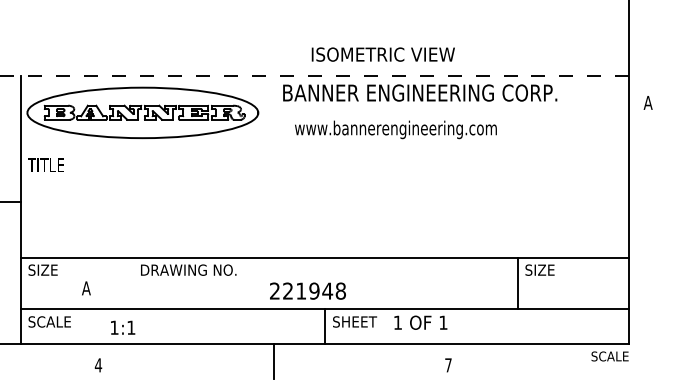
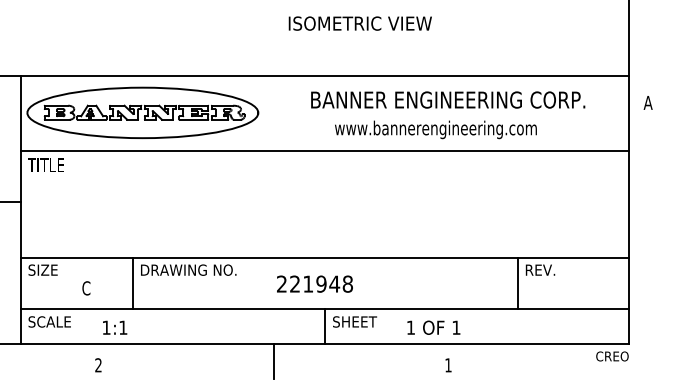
text position: (382, 54) -> (359, 23) (359, 23)
line: dashed -> solid (314, 75)
text position: (420, 92) -> (448, 99) (448, 99)
text position: (395, 129) -> (435, 129) (435, 129)
line: none -> present (324, 151)
text: SIZE -> REV. (540, 269)
line: none -> present (132, 283)
text: A -> C (86, 288)
text position: (307, 290) -> (314, 283) (314, 283)
text position: (420, 322) -> (433, 327) (433, 327)
text position: (123, 327) -> (115, 327) (115, 327)
text: SCALE -> CREO (609, 356)
text: 4 -> 2 (98, 365)
text: 7 -> 1 (448, 365)
